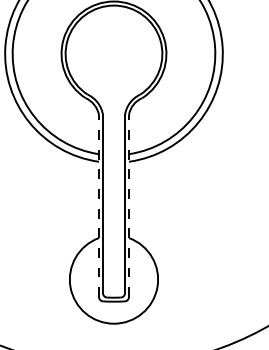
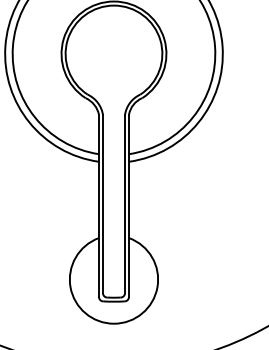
line: dashed -> solid (98, 205)
line: dashed -> solid (129, 205)
